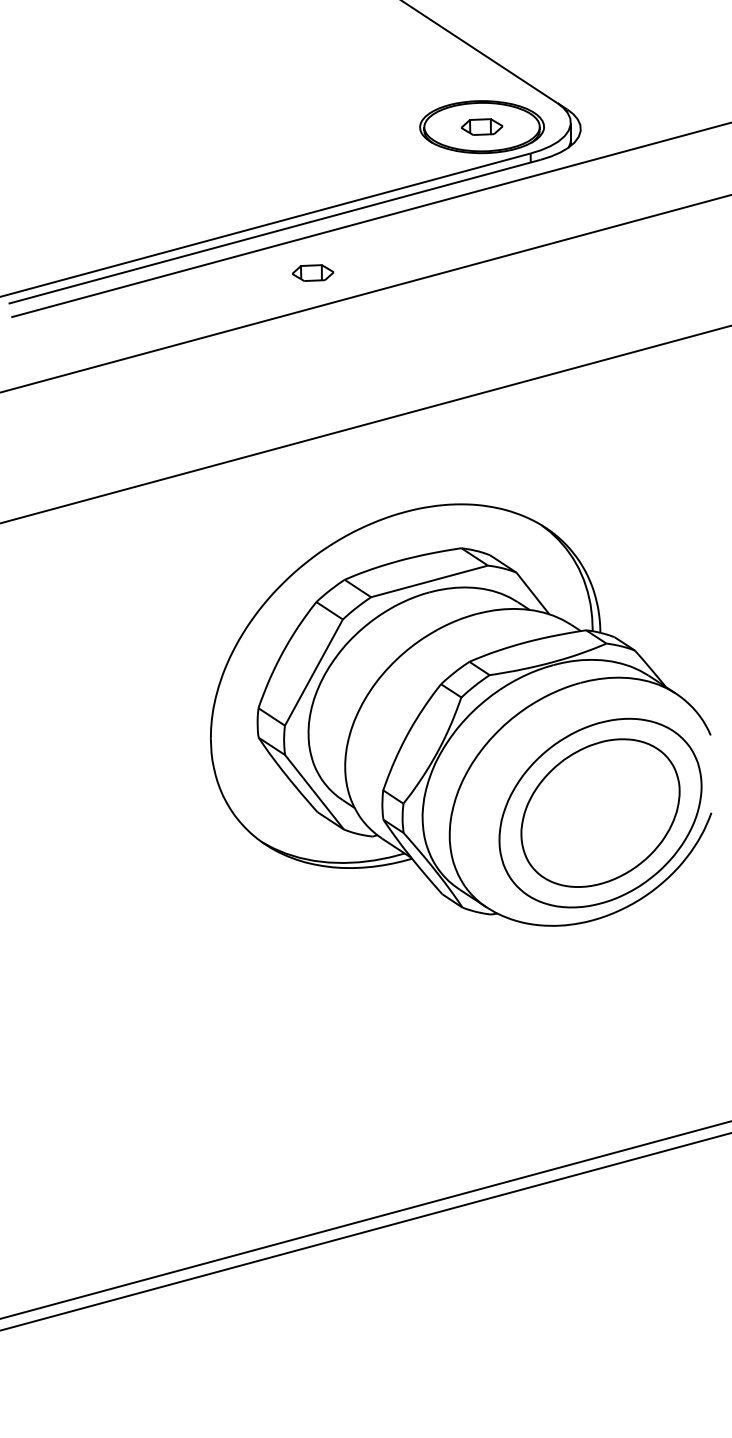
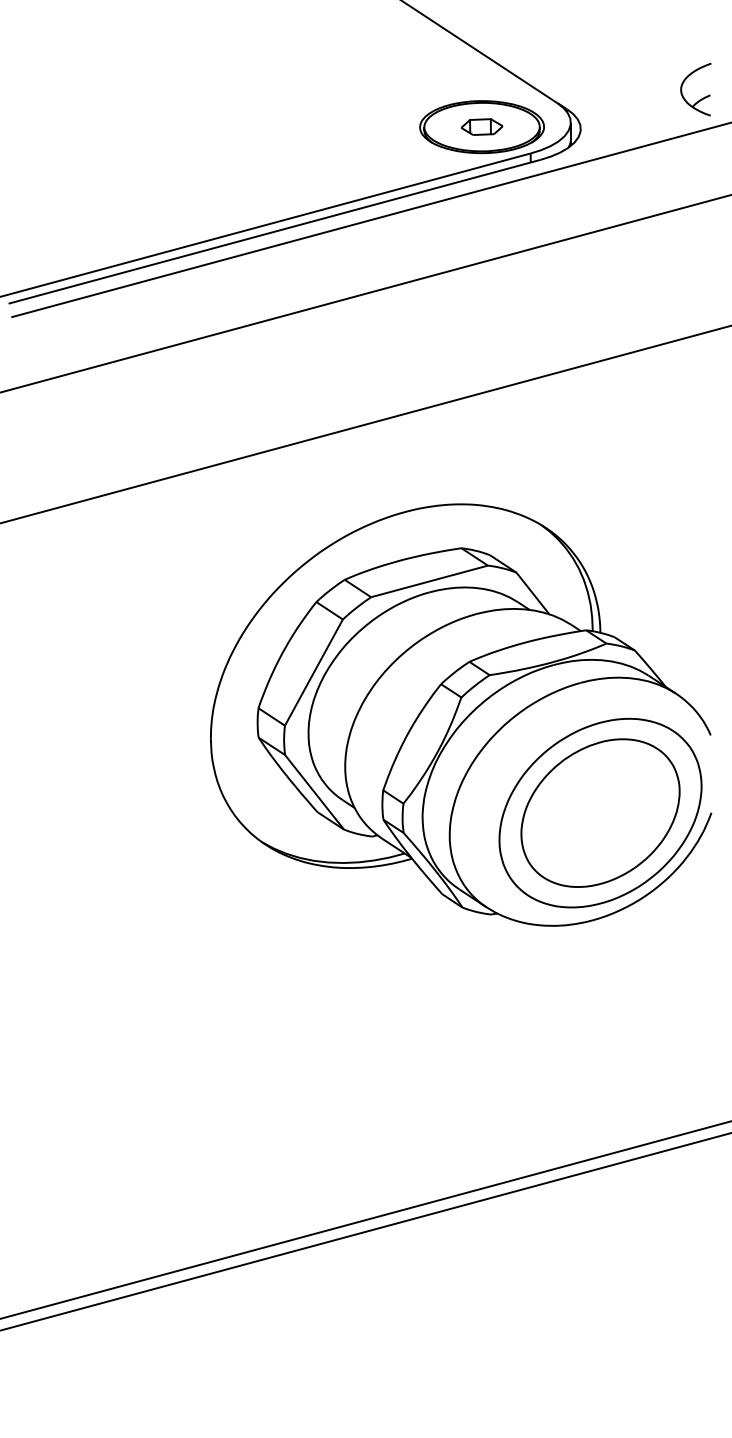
part: none -> present (699, 99)
part: present -> none (313, 272)
